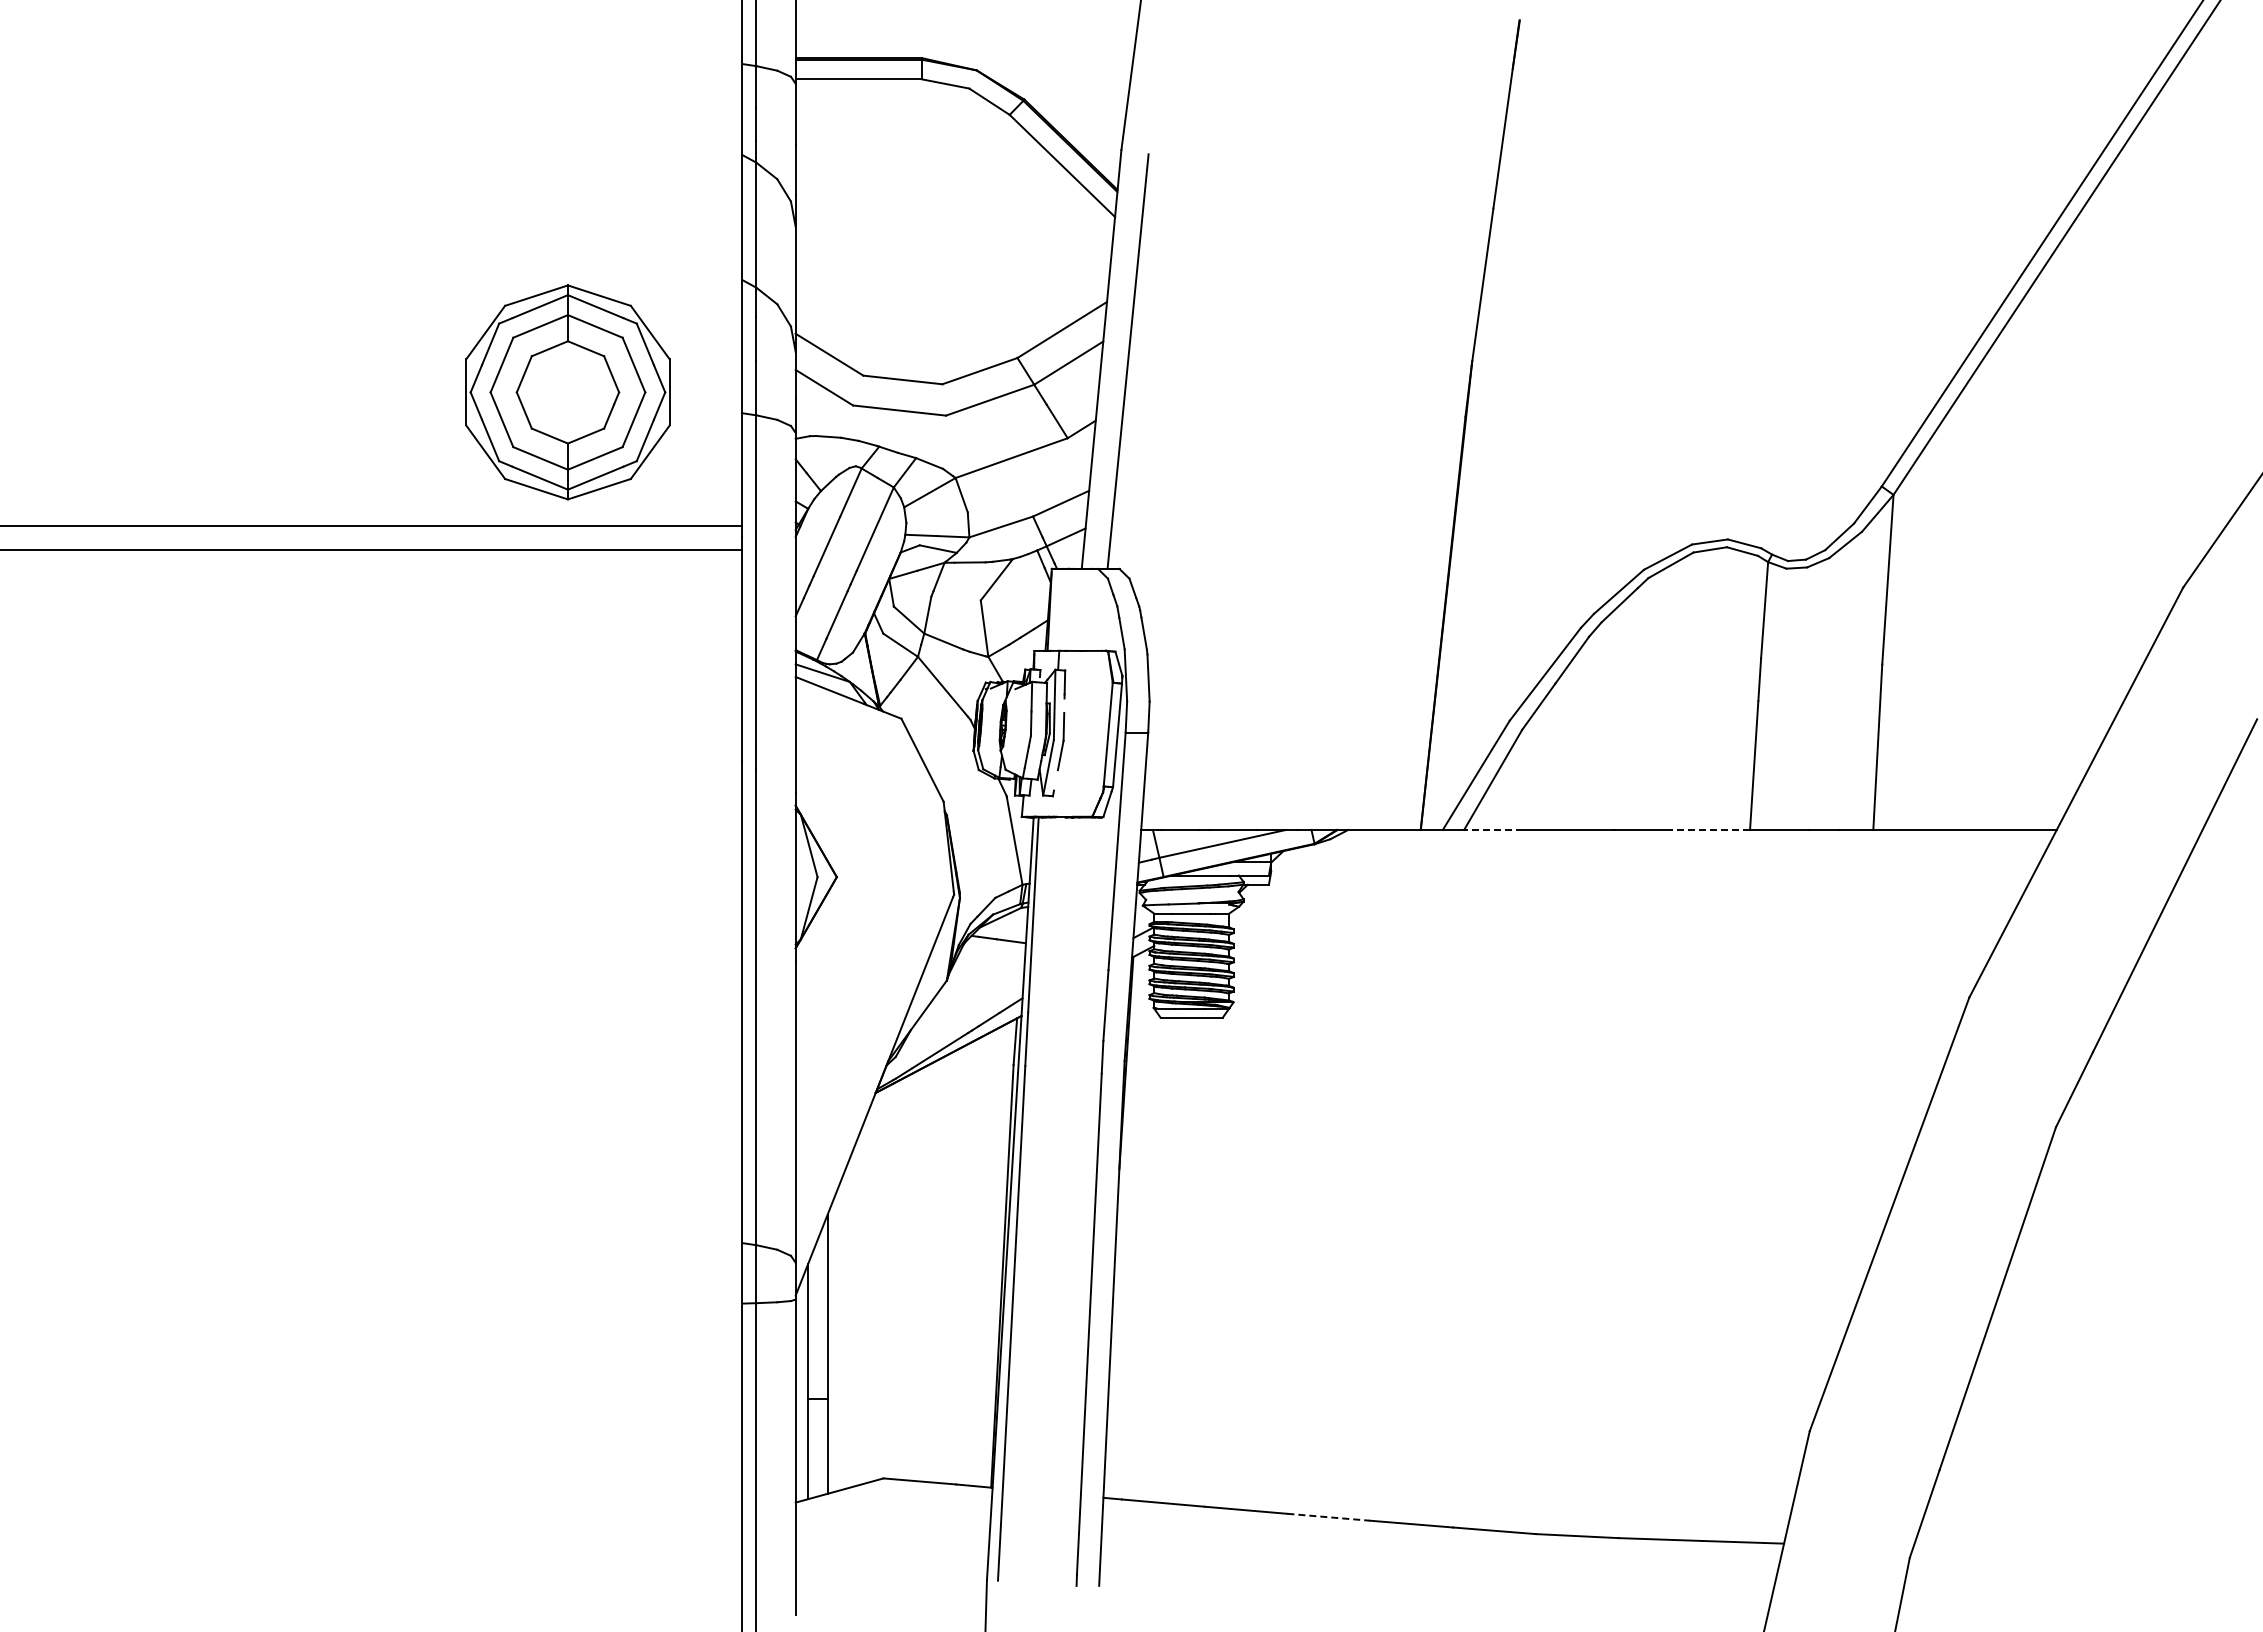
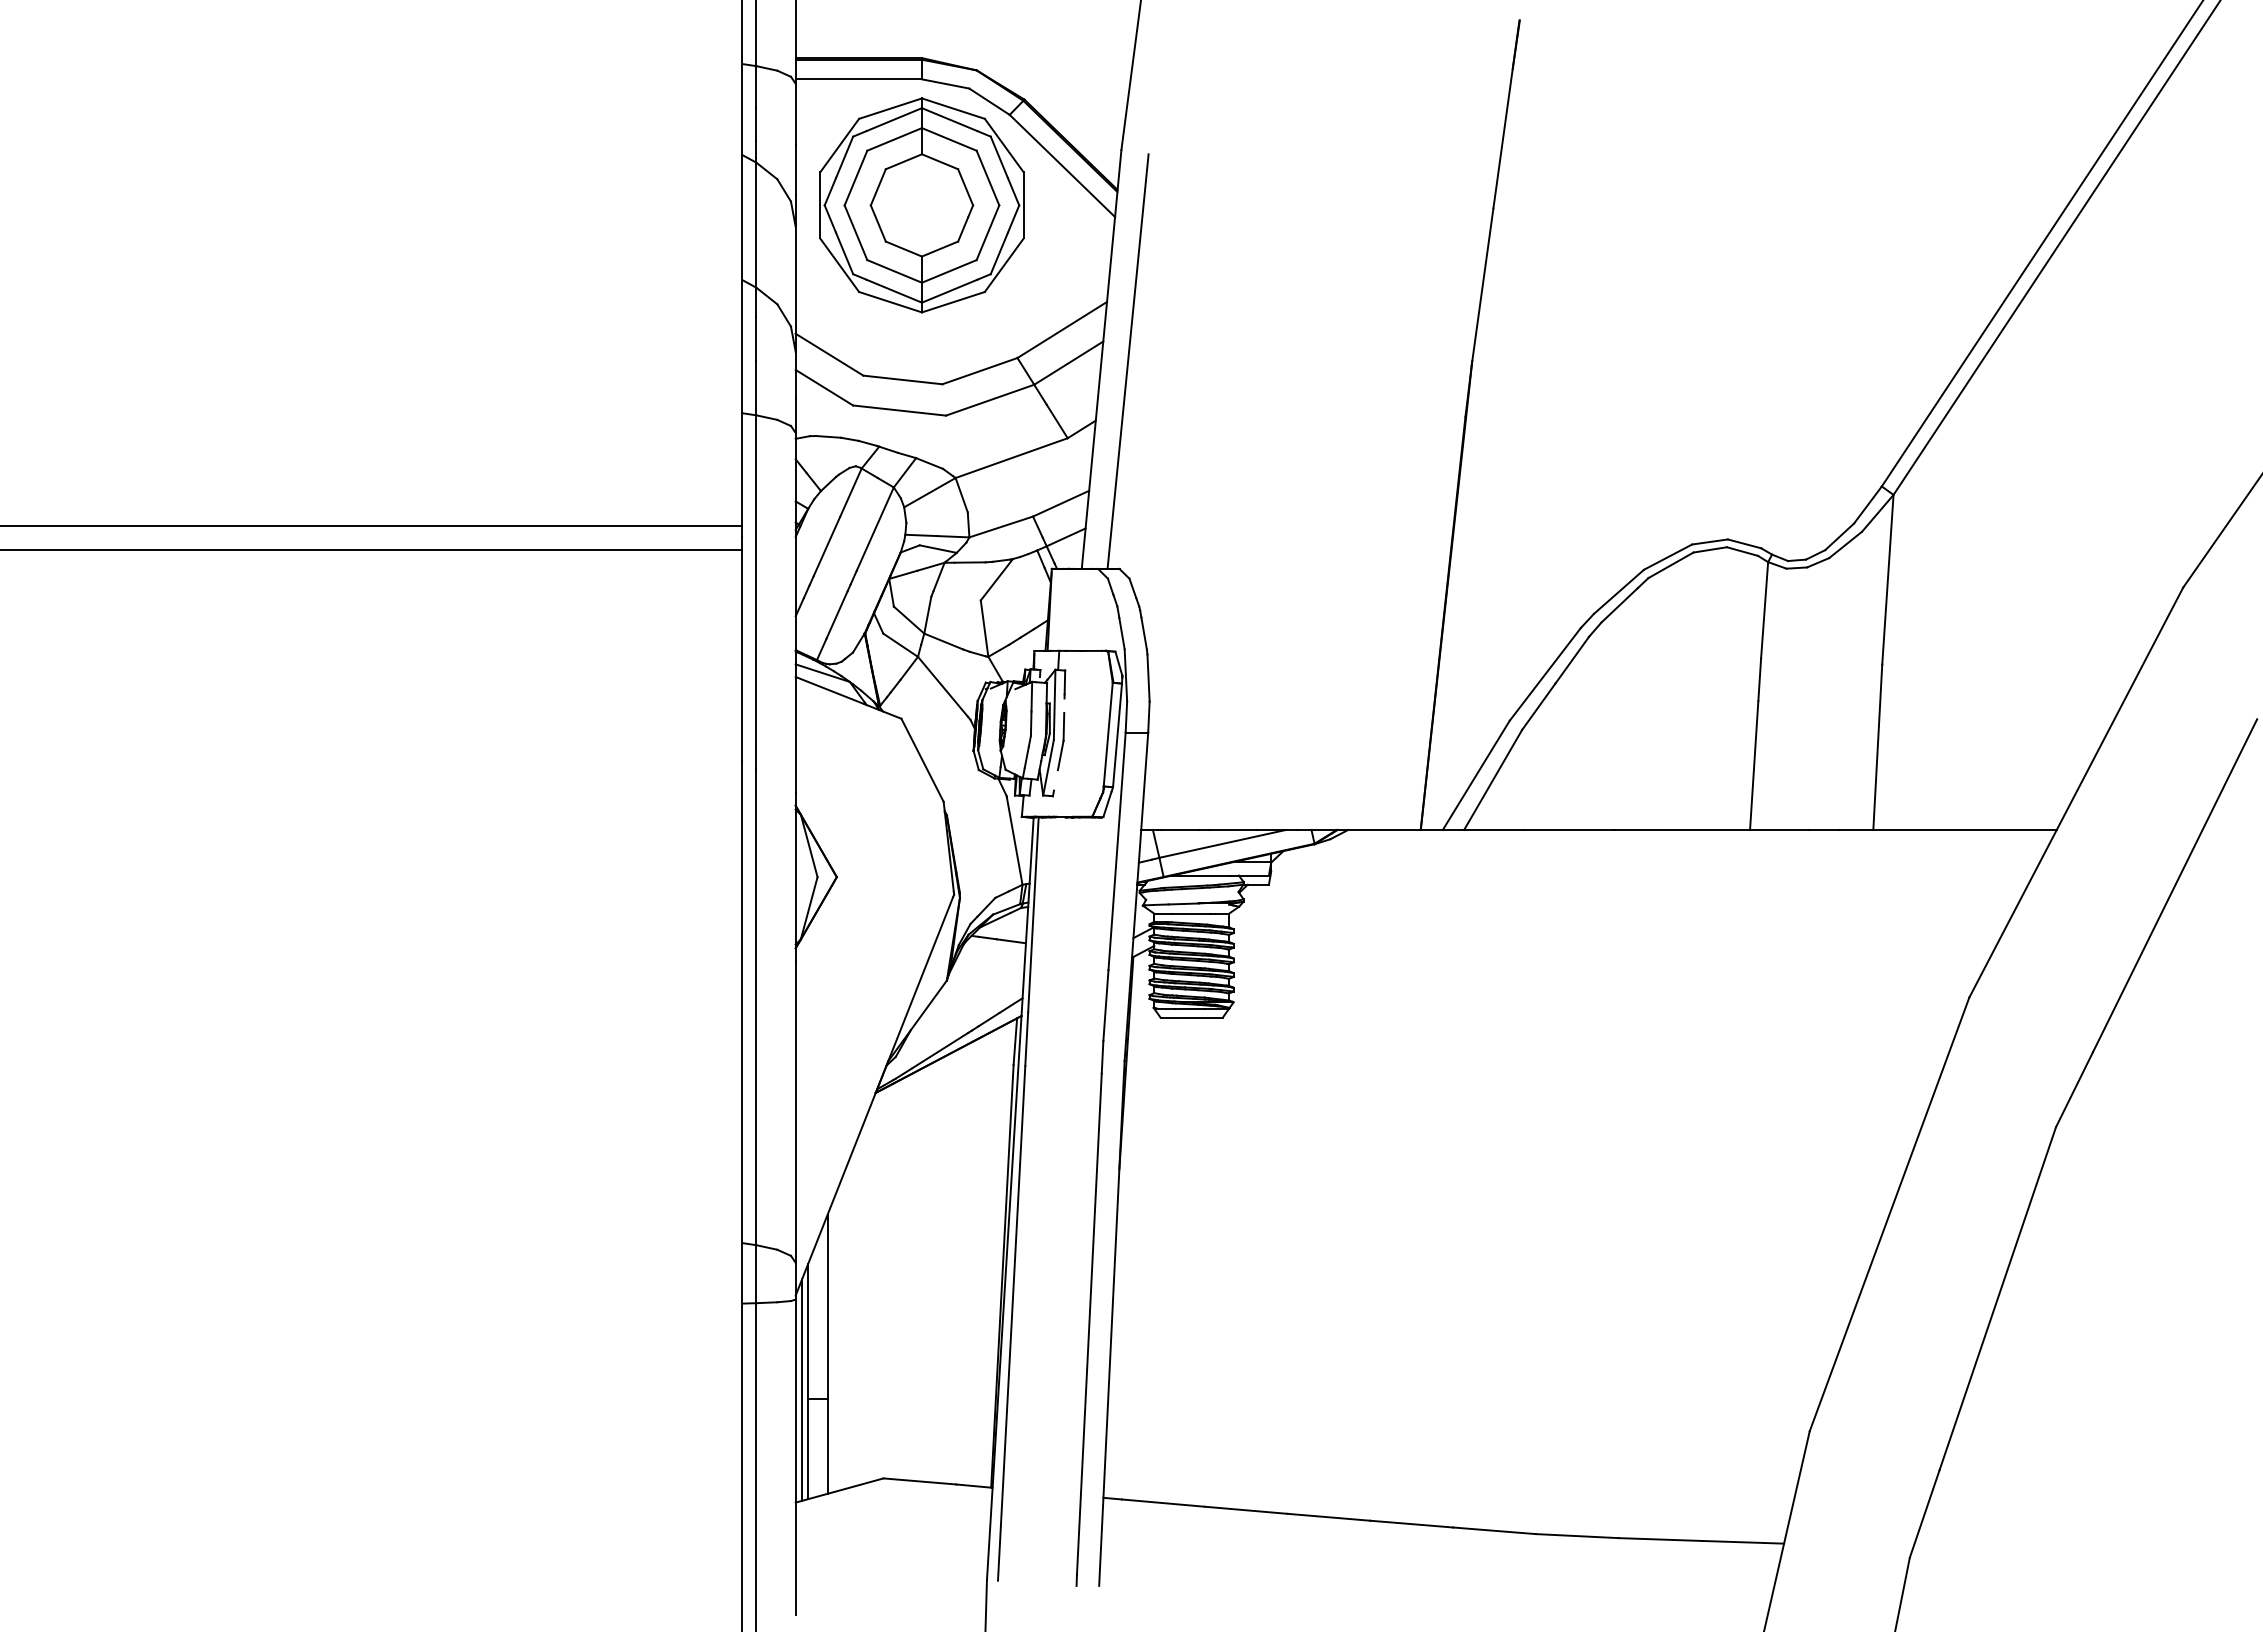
part position: (567, 392) -> (921, 205) (921, 205)
line: dashed -> solid (1493, 829)
line: dashed -> solid (1710, 829)
line: none -> present (802, 1389)
line: dashed -> solid (1328, 1517)
